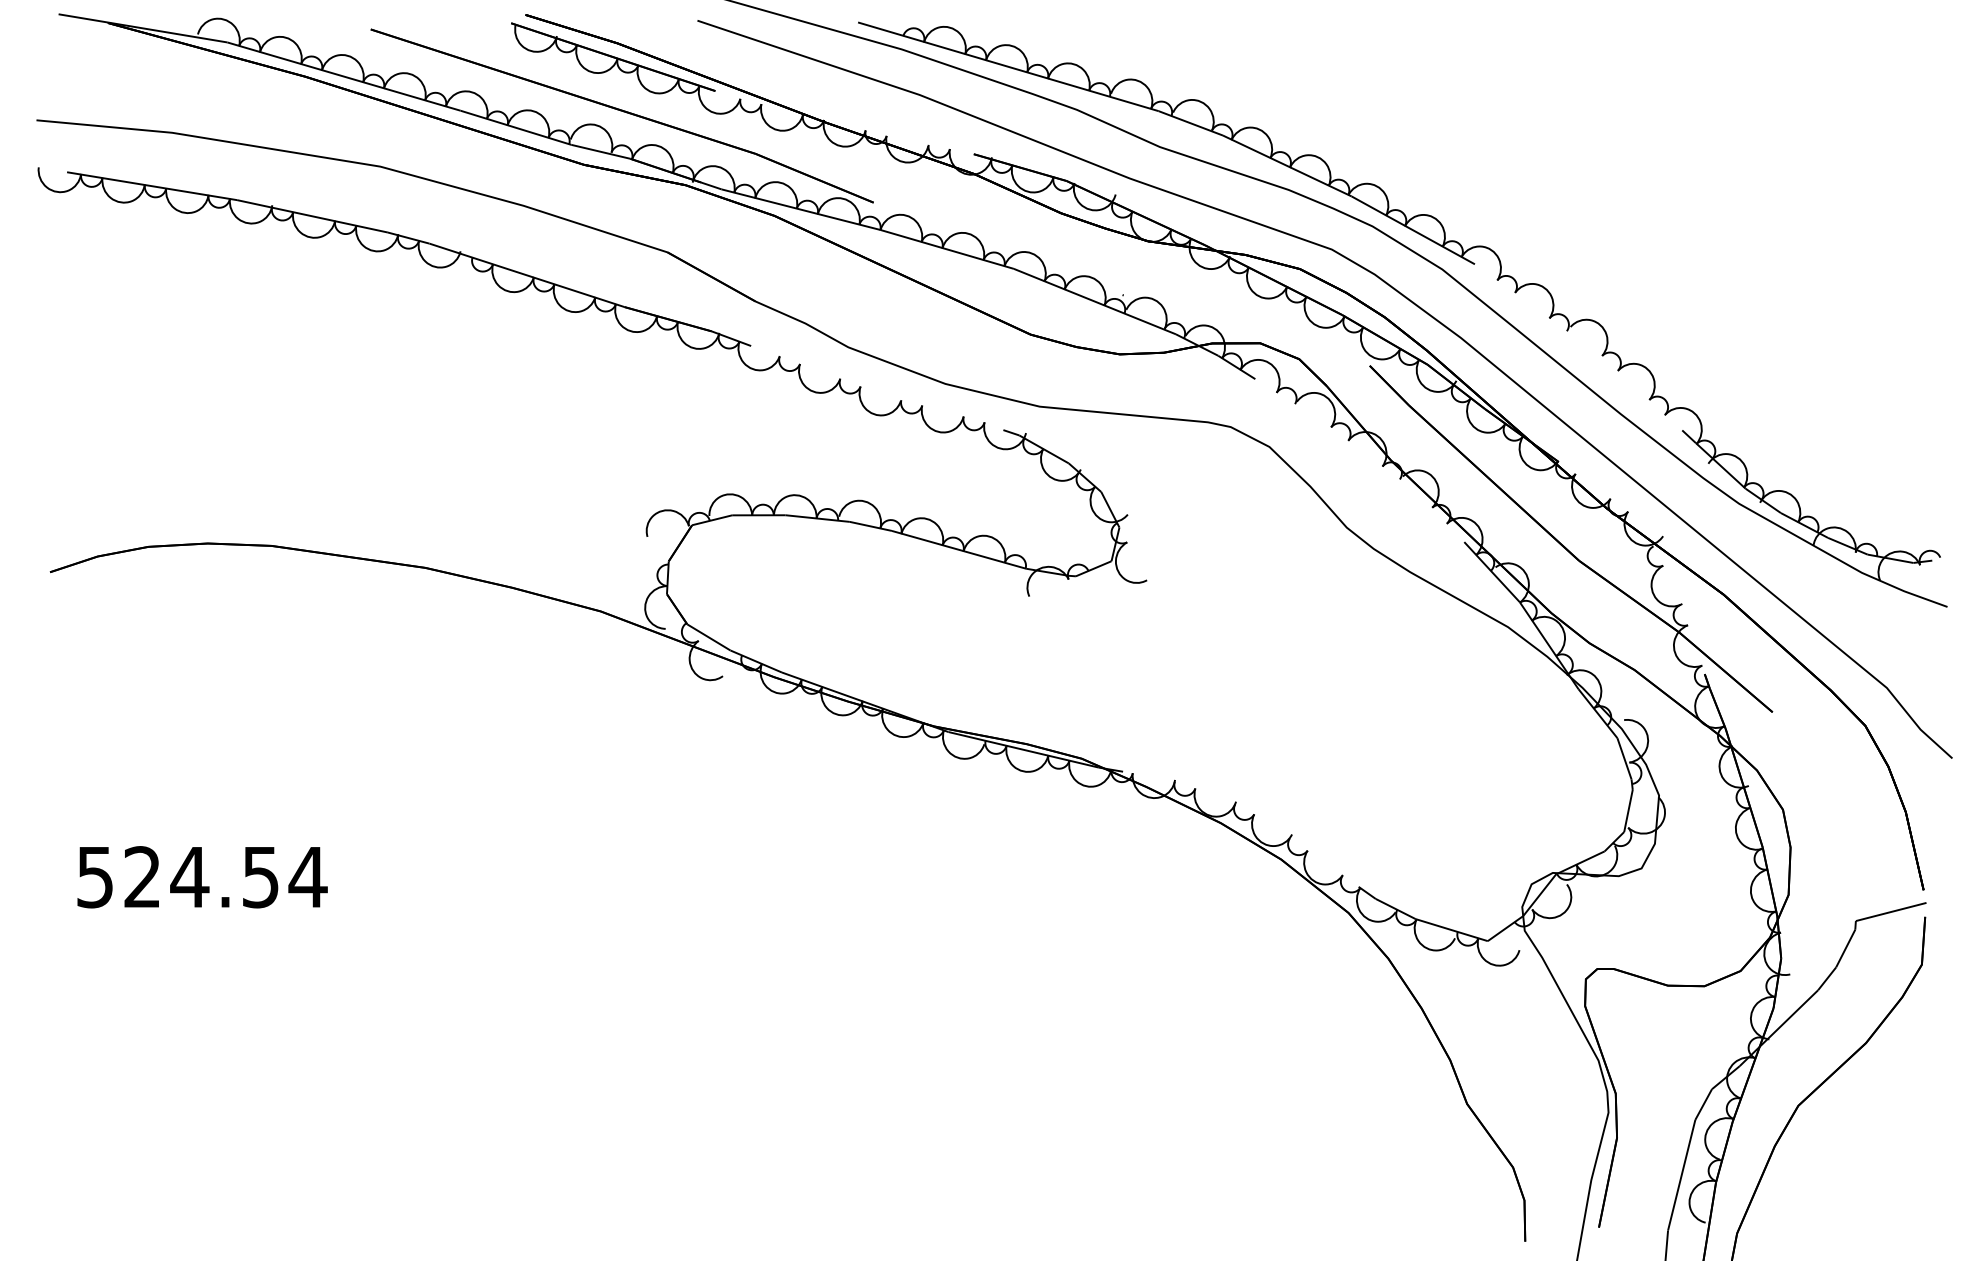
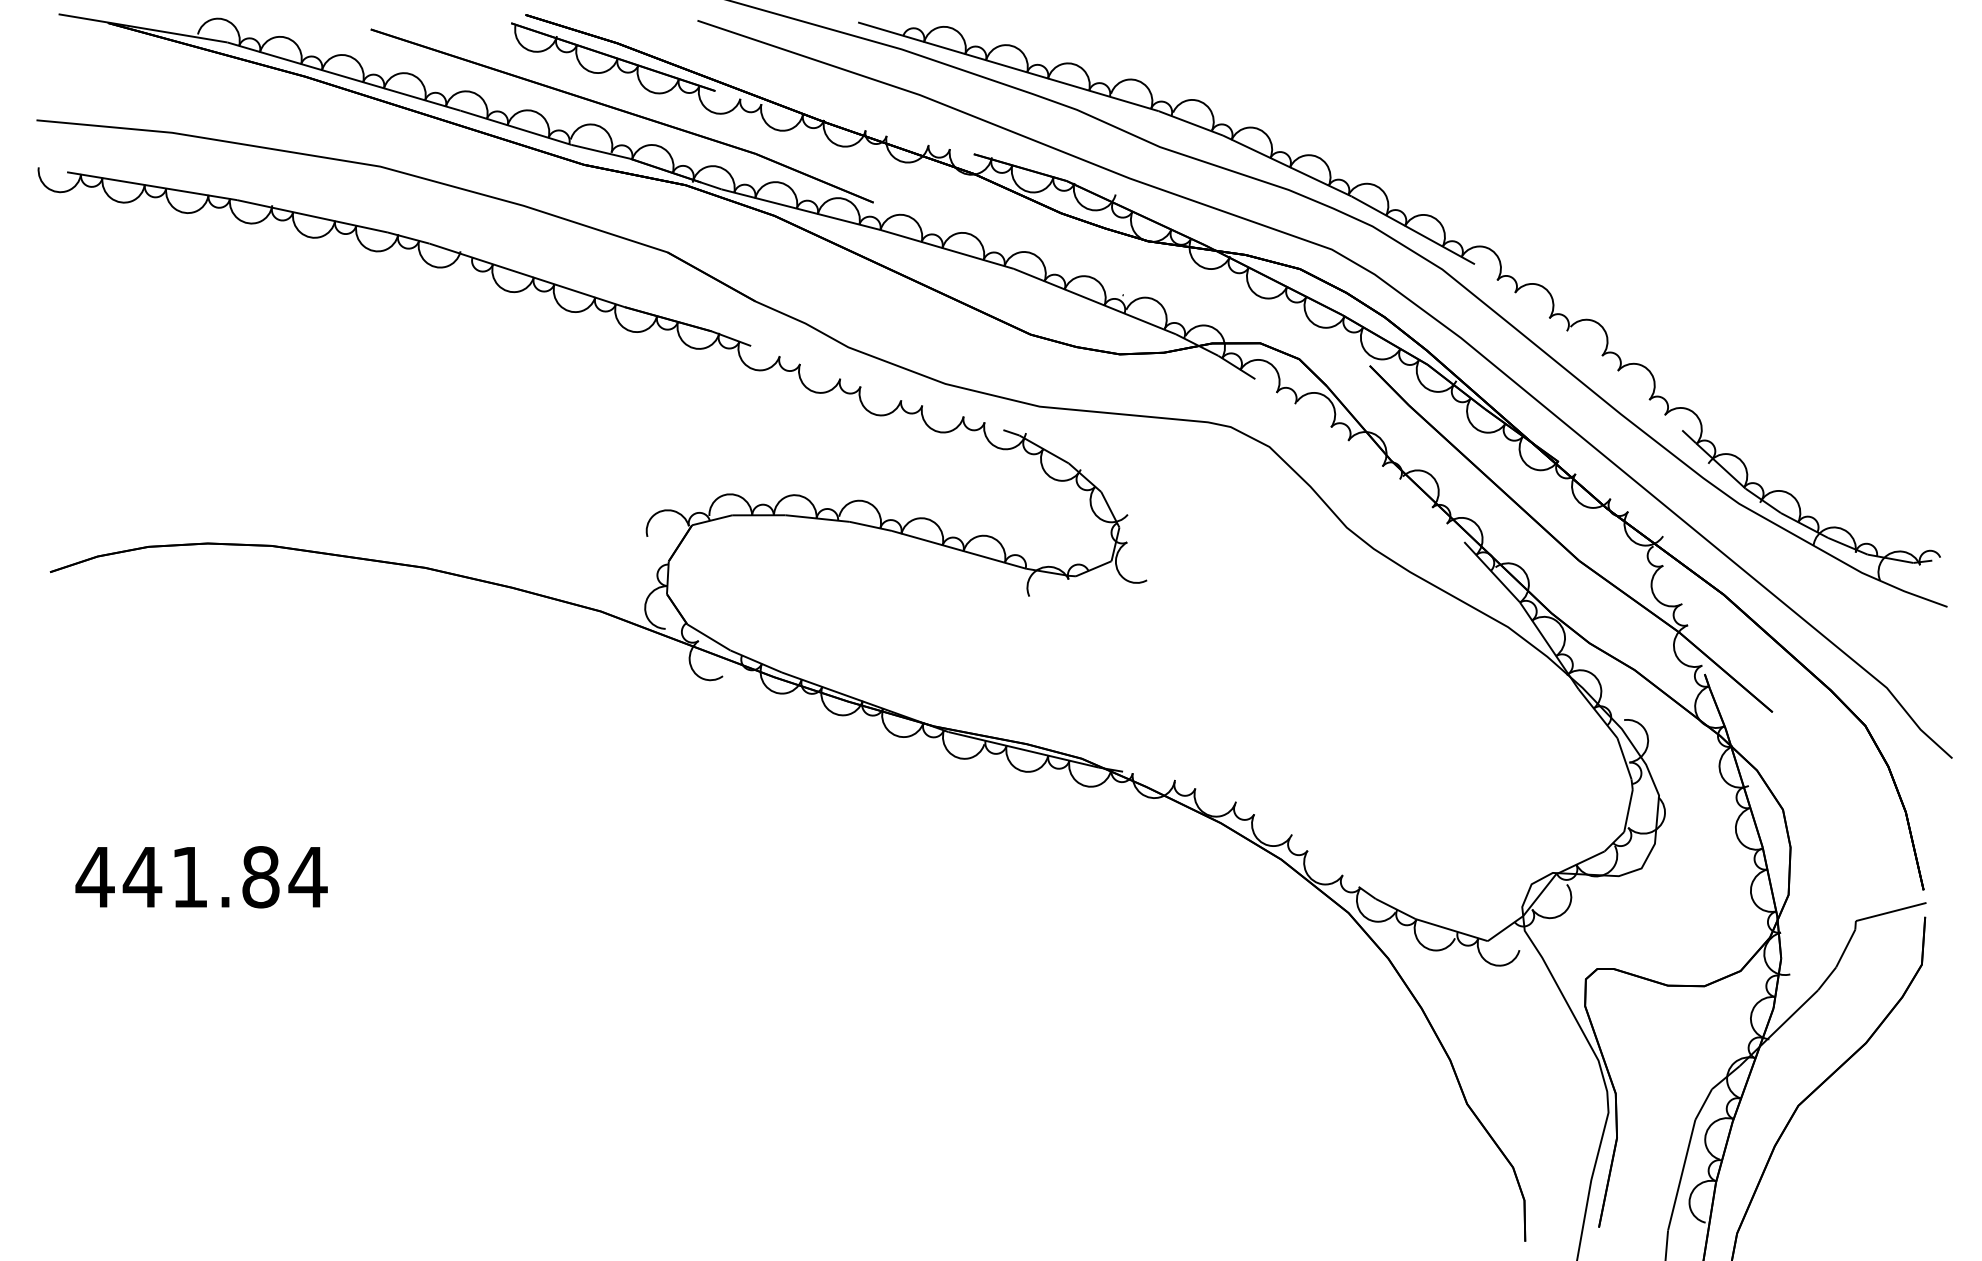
text: 524.54 -> 441.84 (177, 877)
